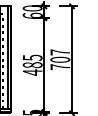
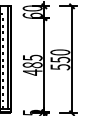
text: 707 -> 550 (60, 59)
